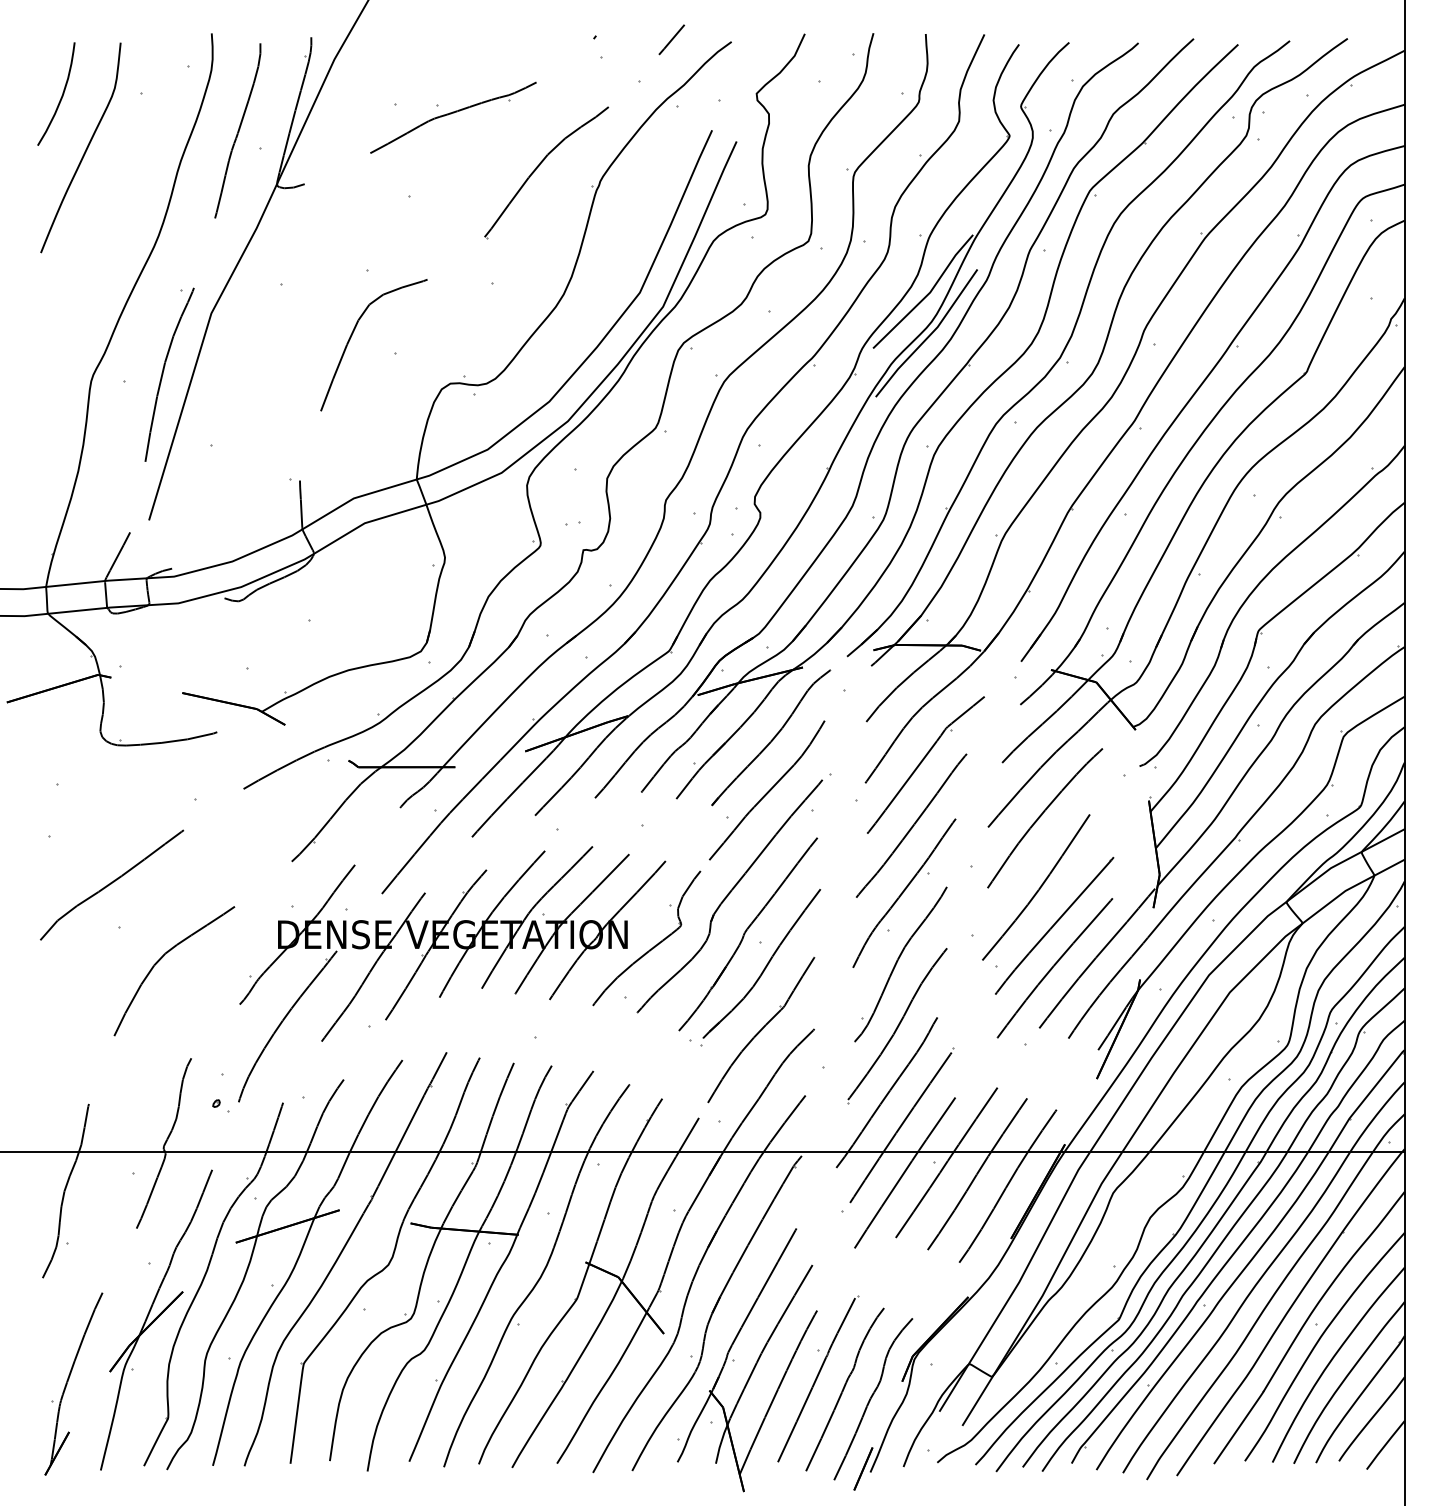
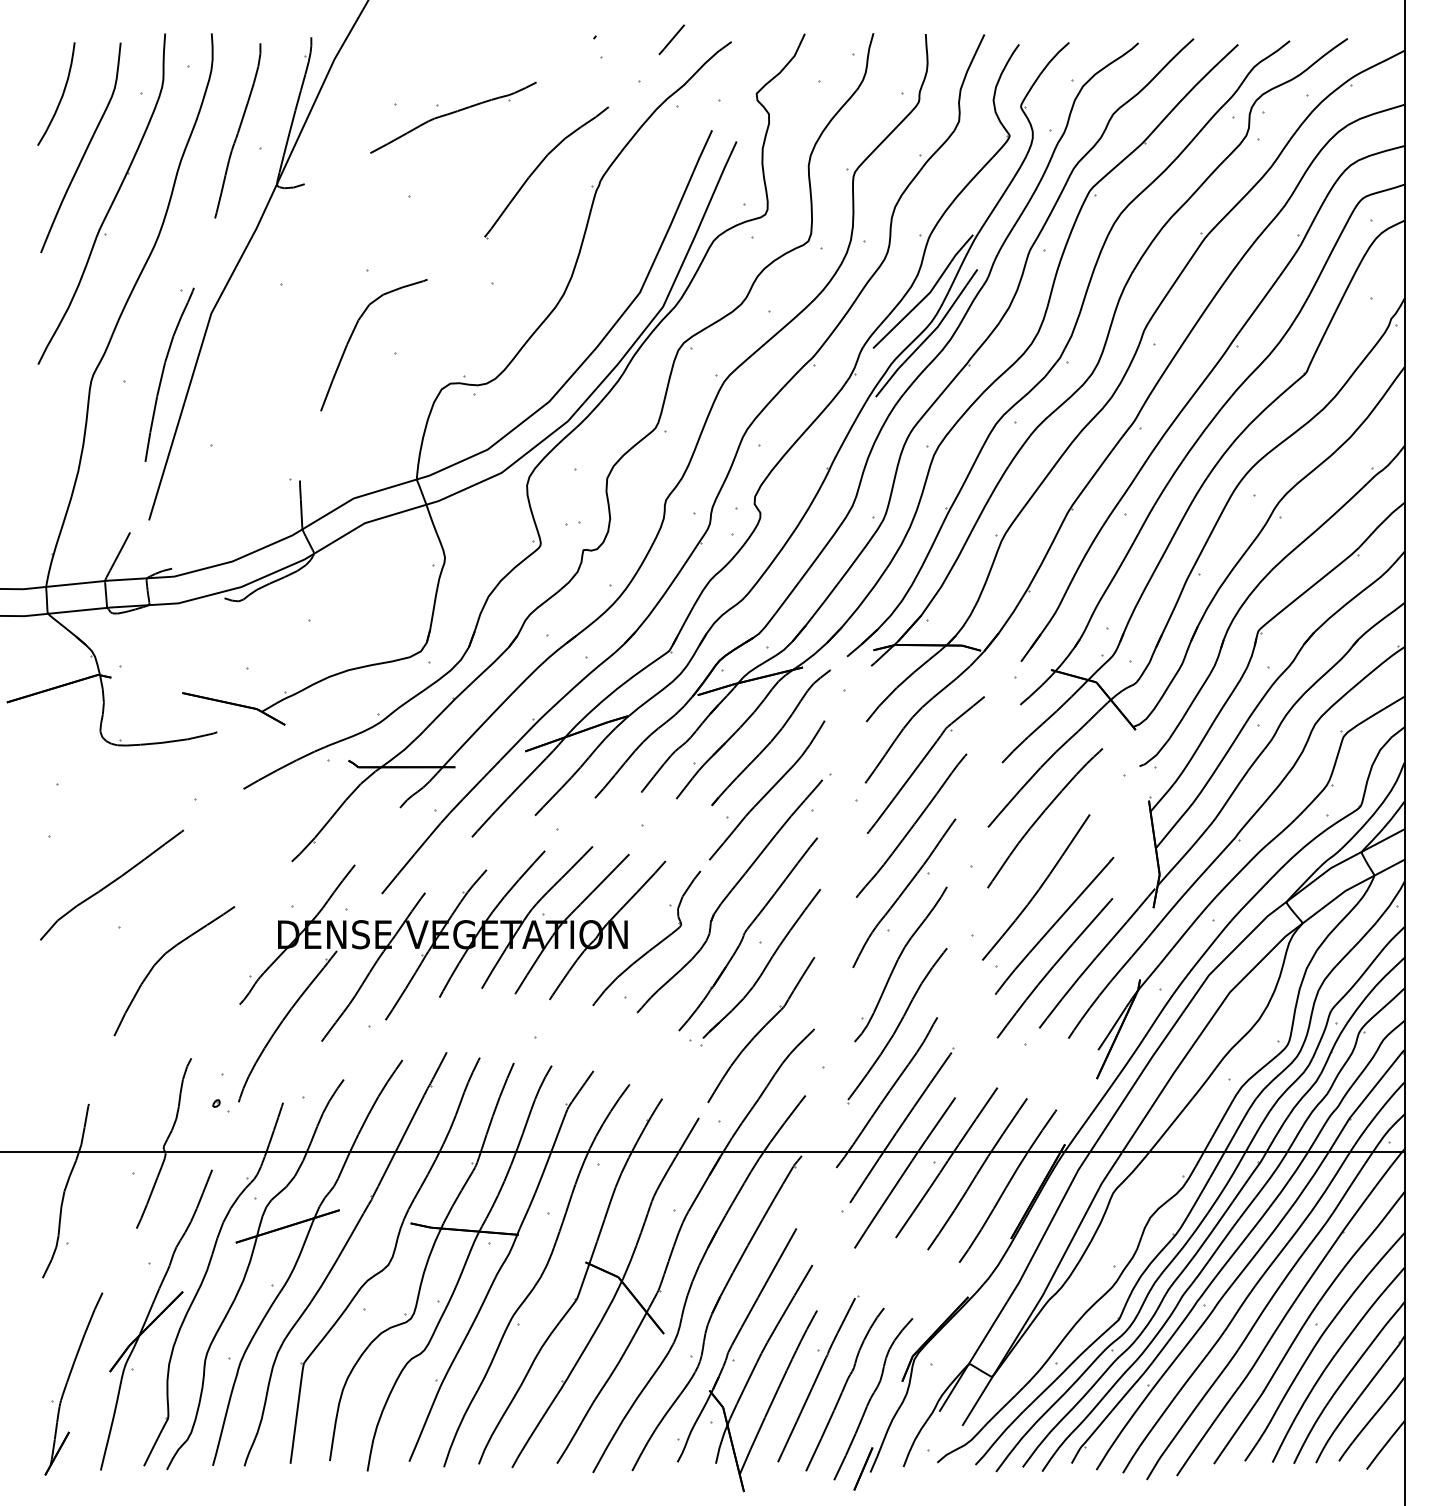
part: none -> present (111, 202)
